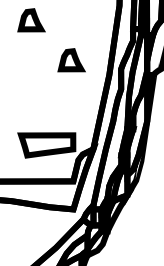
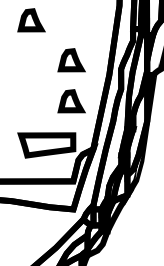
part: none -> present (71, 101)
